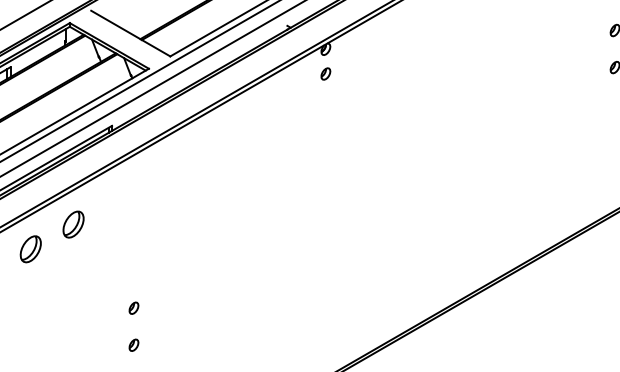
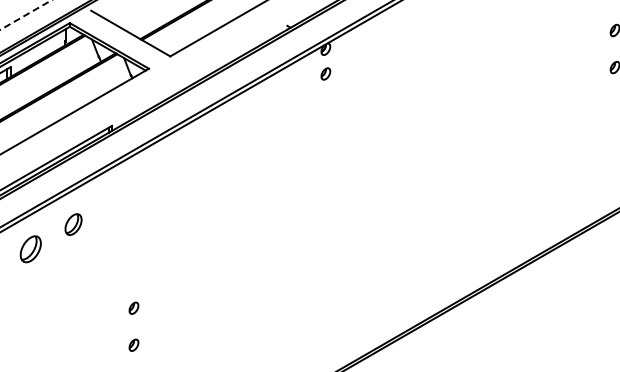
line: solid -> dashed (26, 15)
line: present -> none (139, 81)
line: present -> none (152, 88)
part size: 23x29 px -> 19x23 px (73, 224)
